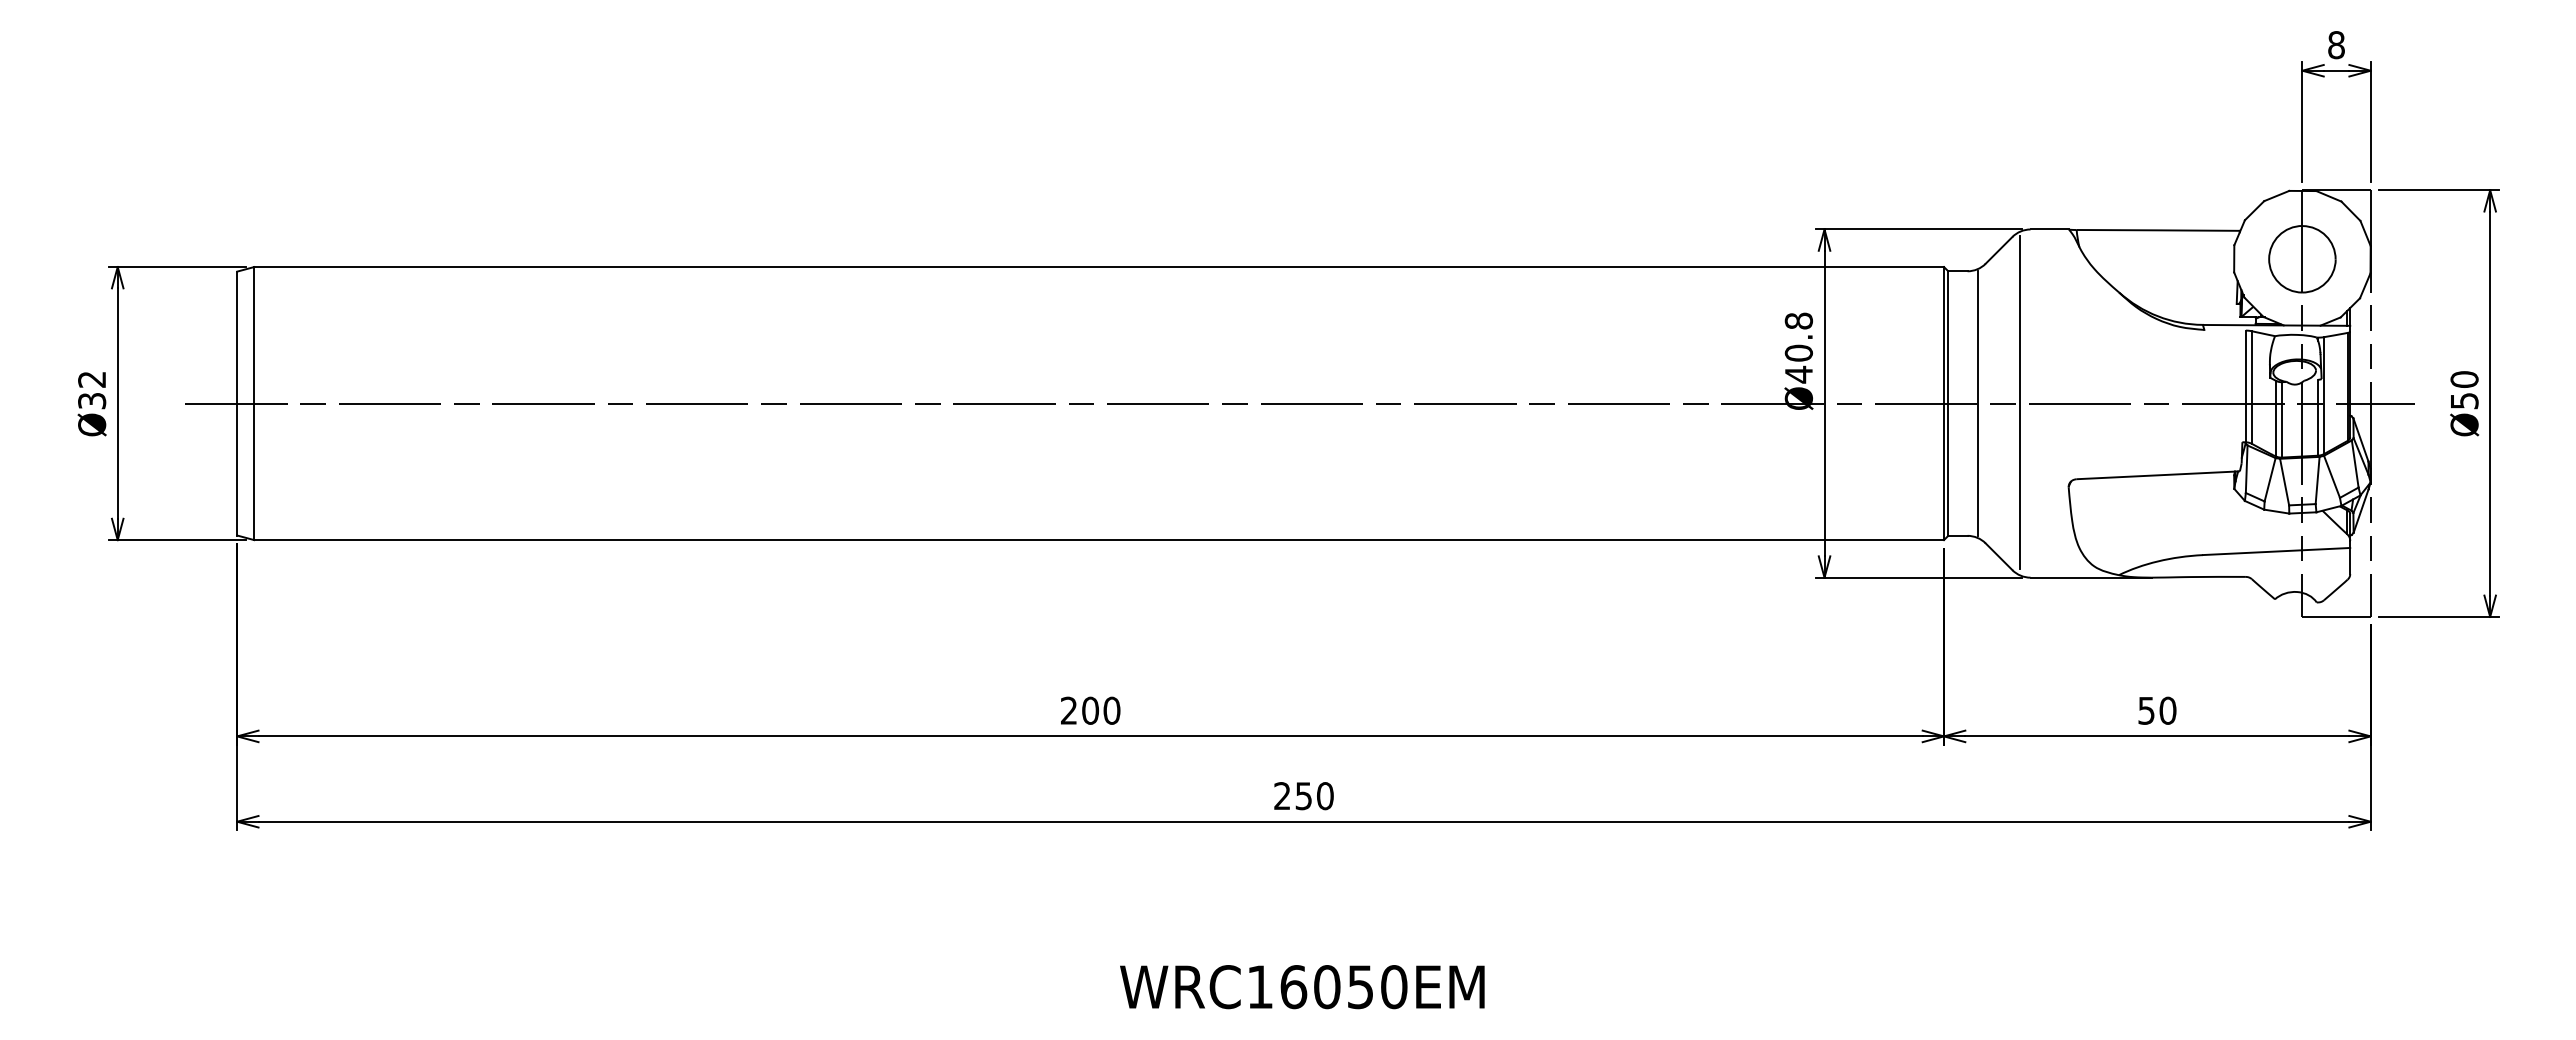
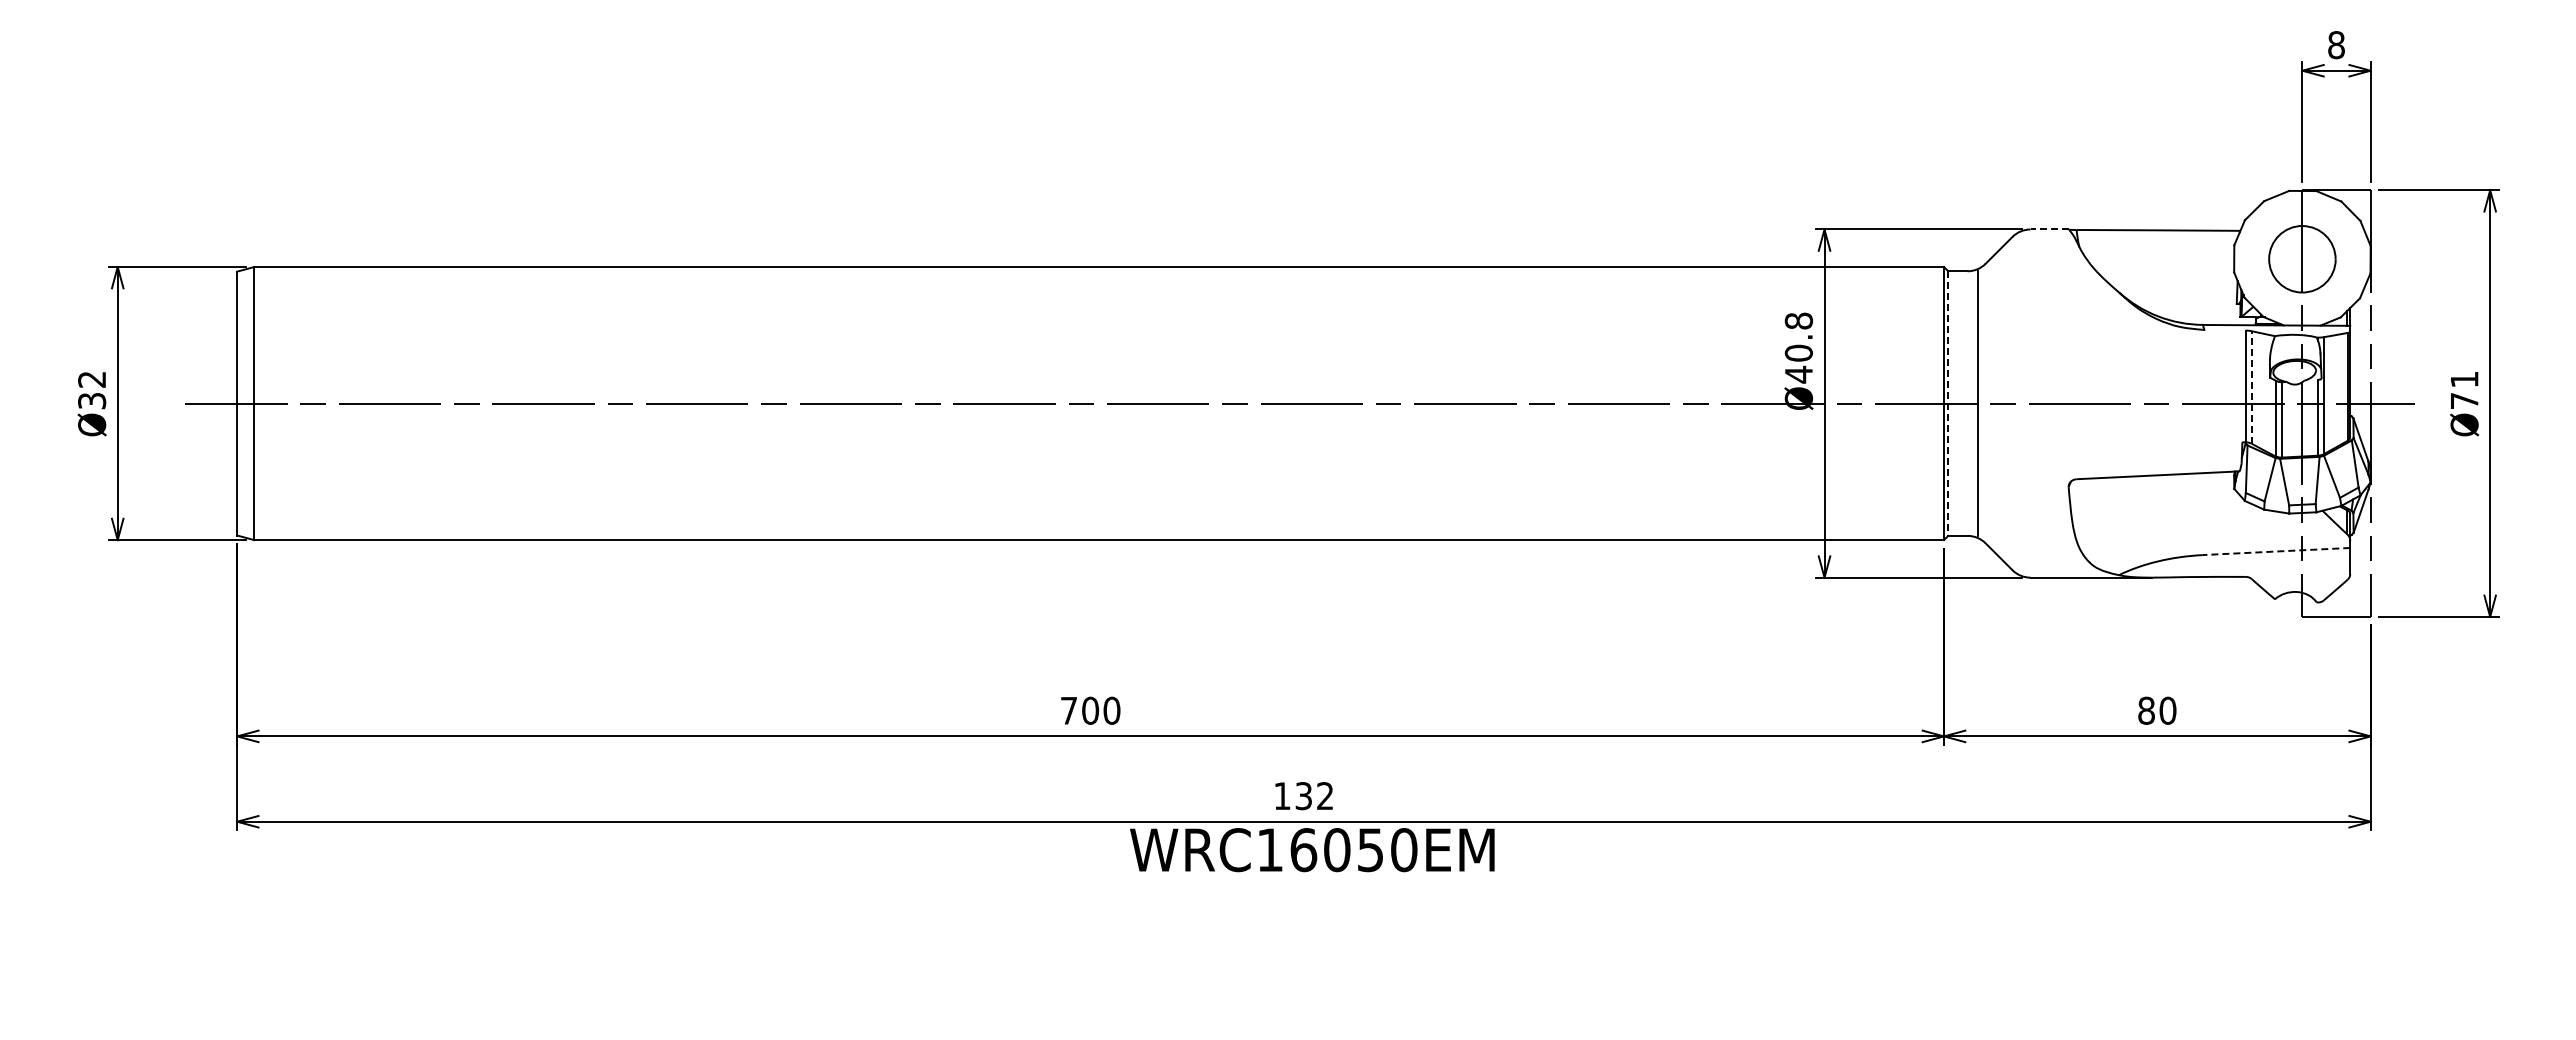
line: solid -> dashed (2049, 229)
line: solid -> dashed (2251, 386)
text: Ø50 -> Ø71 (2464, 390)
line: present -> none (2019, 402)
line: solid -> dashed (1948, 404)
line: solid -> dashed (2276, 551)
text: 200 -> 700 (1068, 710)
text: 50 -> 80 (2146, 710)
text: 250 -> 132 (1303, 796)
text position: (1302, 987) -> (1312, 850) (1312, 850)
